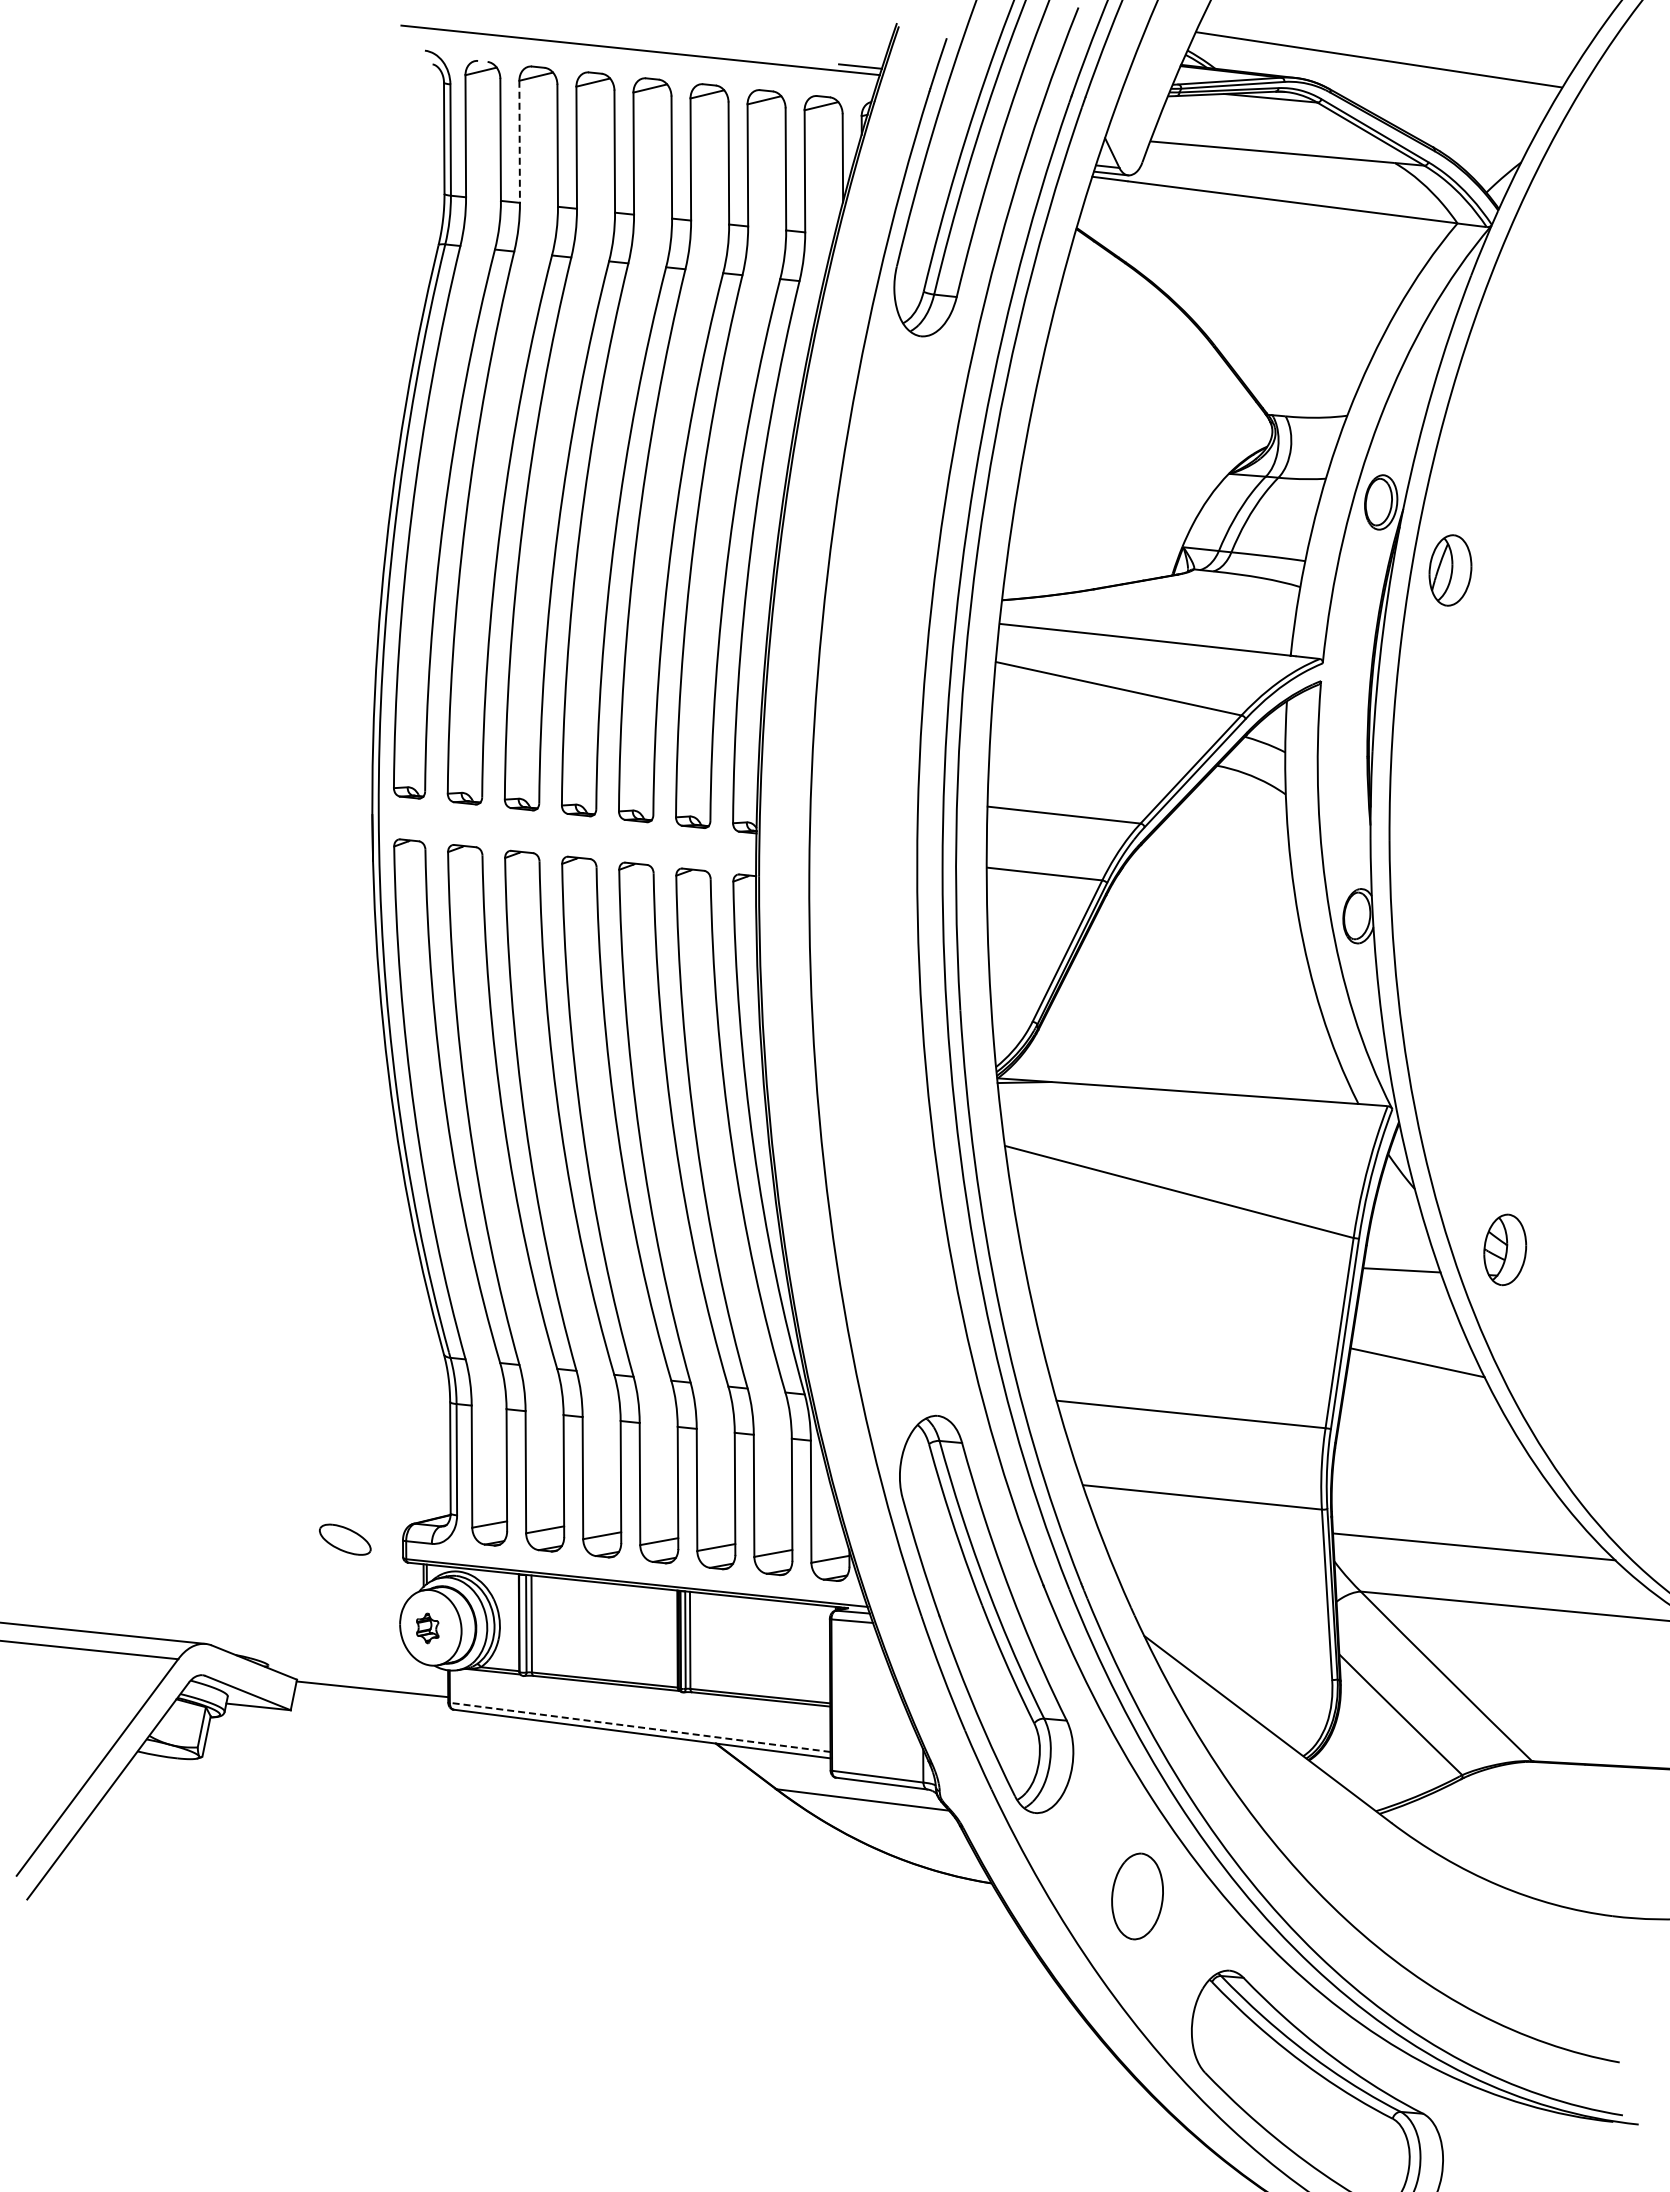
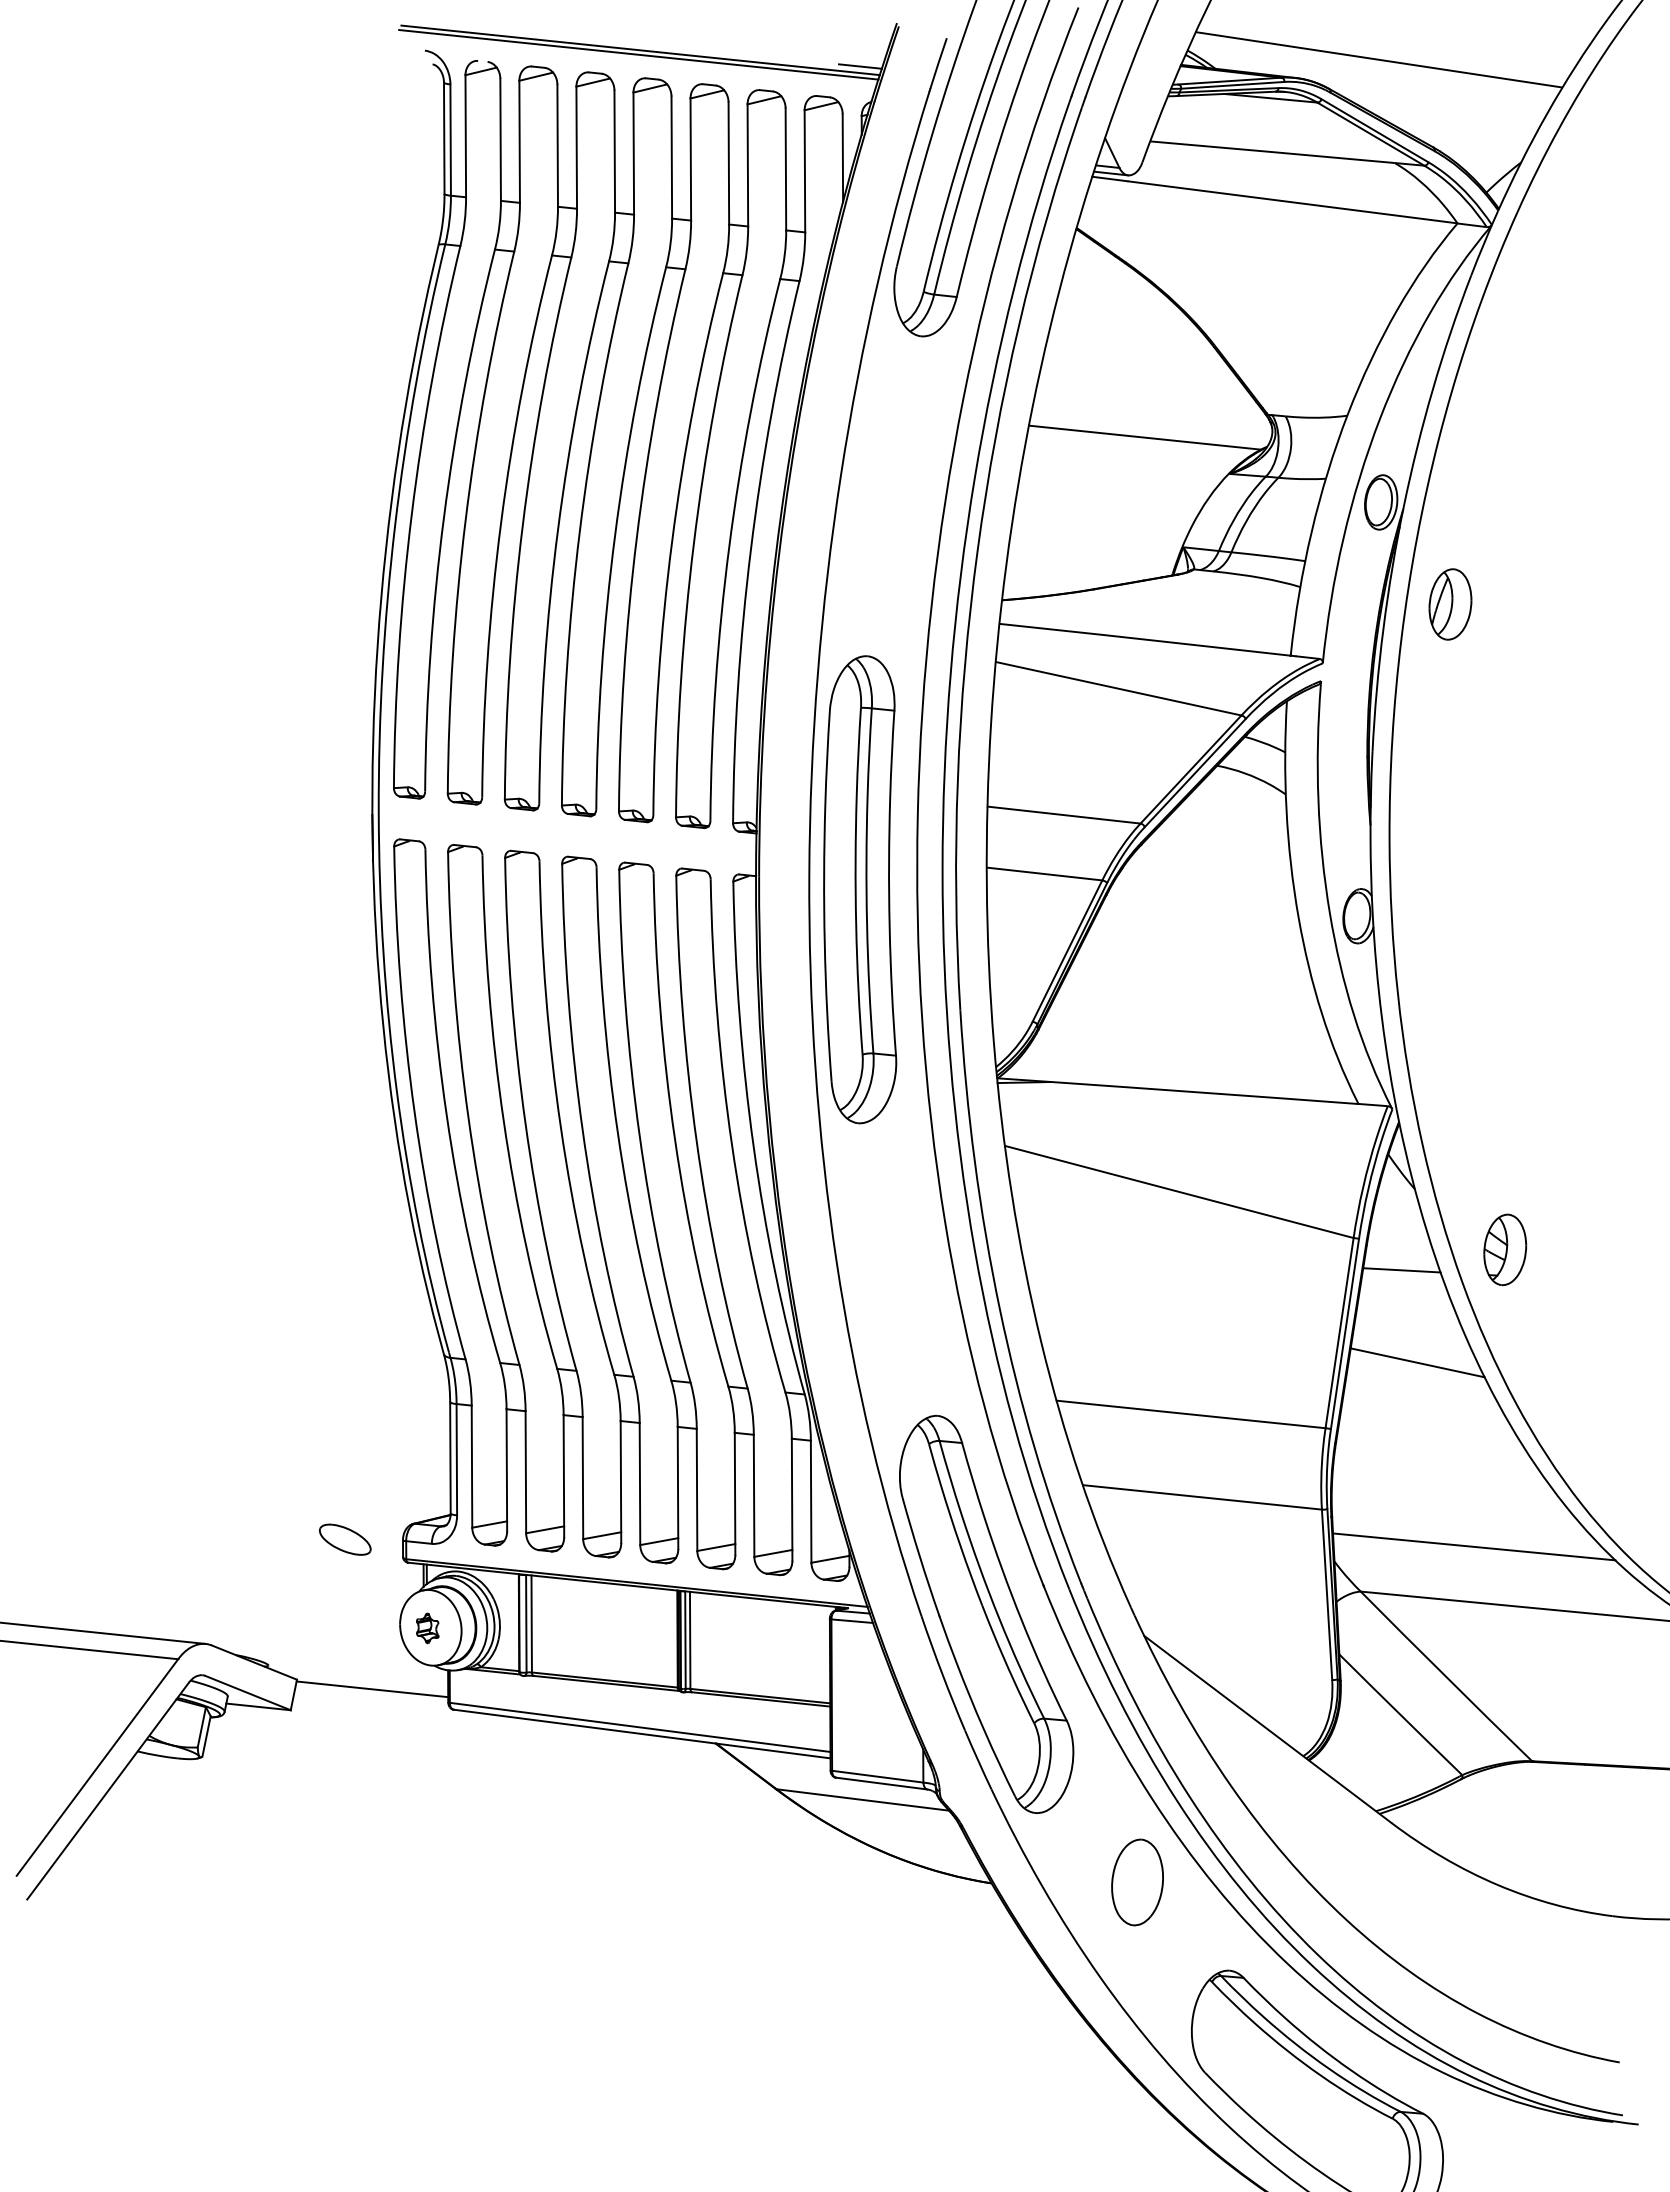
line: none -> present (638, 54)
line: dashed -> solid (519, 142)
line: none -> present (1144, 437)
part position: (1450, 570) -> (1450, 604) (1450, 604)
part: none -> present (860, 889)
line: dashed -> solid (640, 1727)
part position: (1137, 1896) -> (1137, 1882) (1137, 1882)
